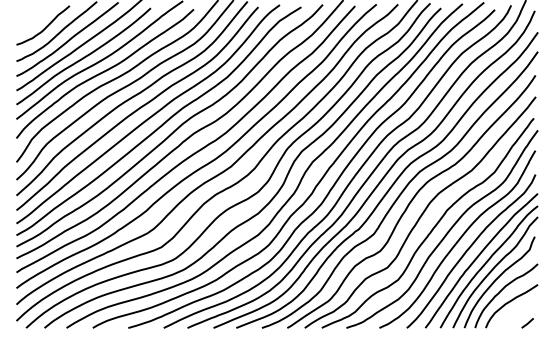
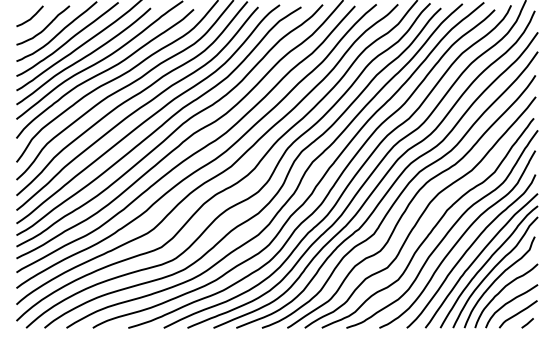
curve: none -> present (30, 17)
curve: none -> present (517, 314)
